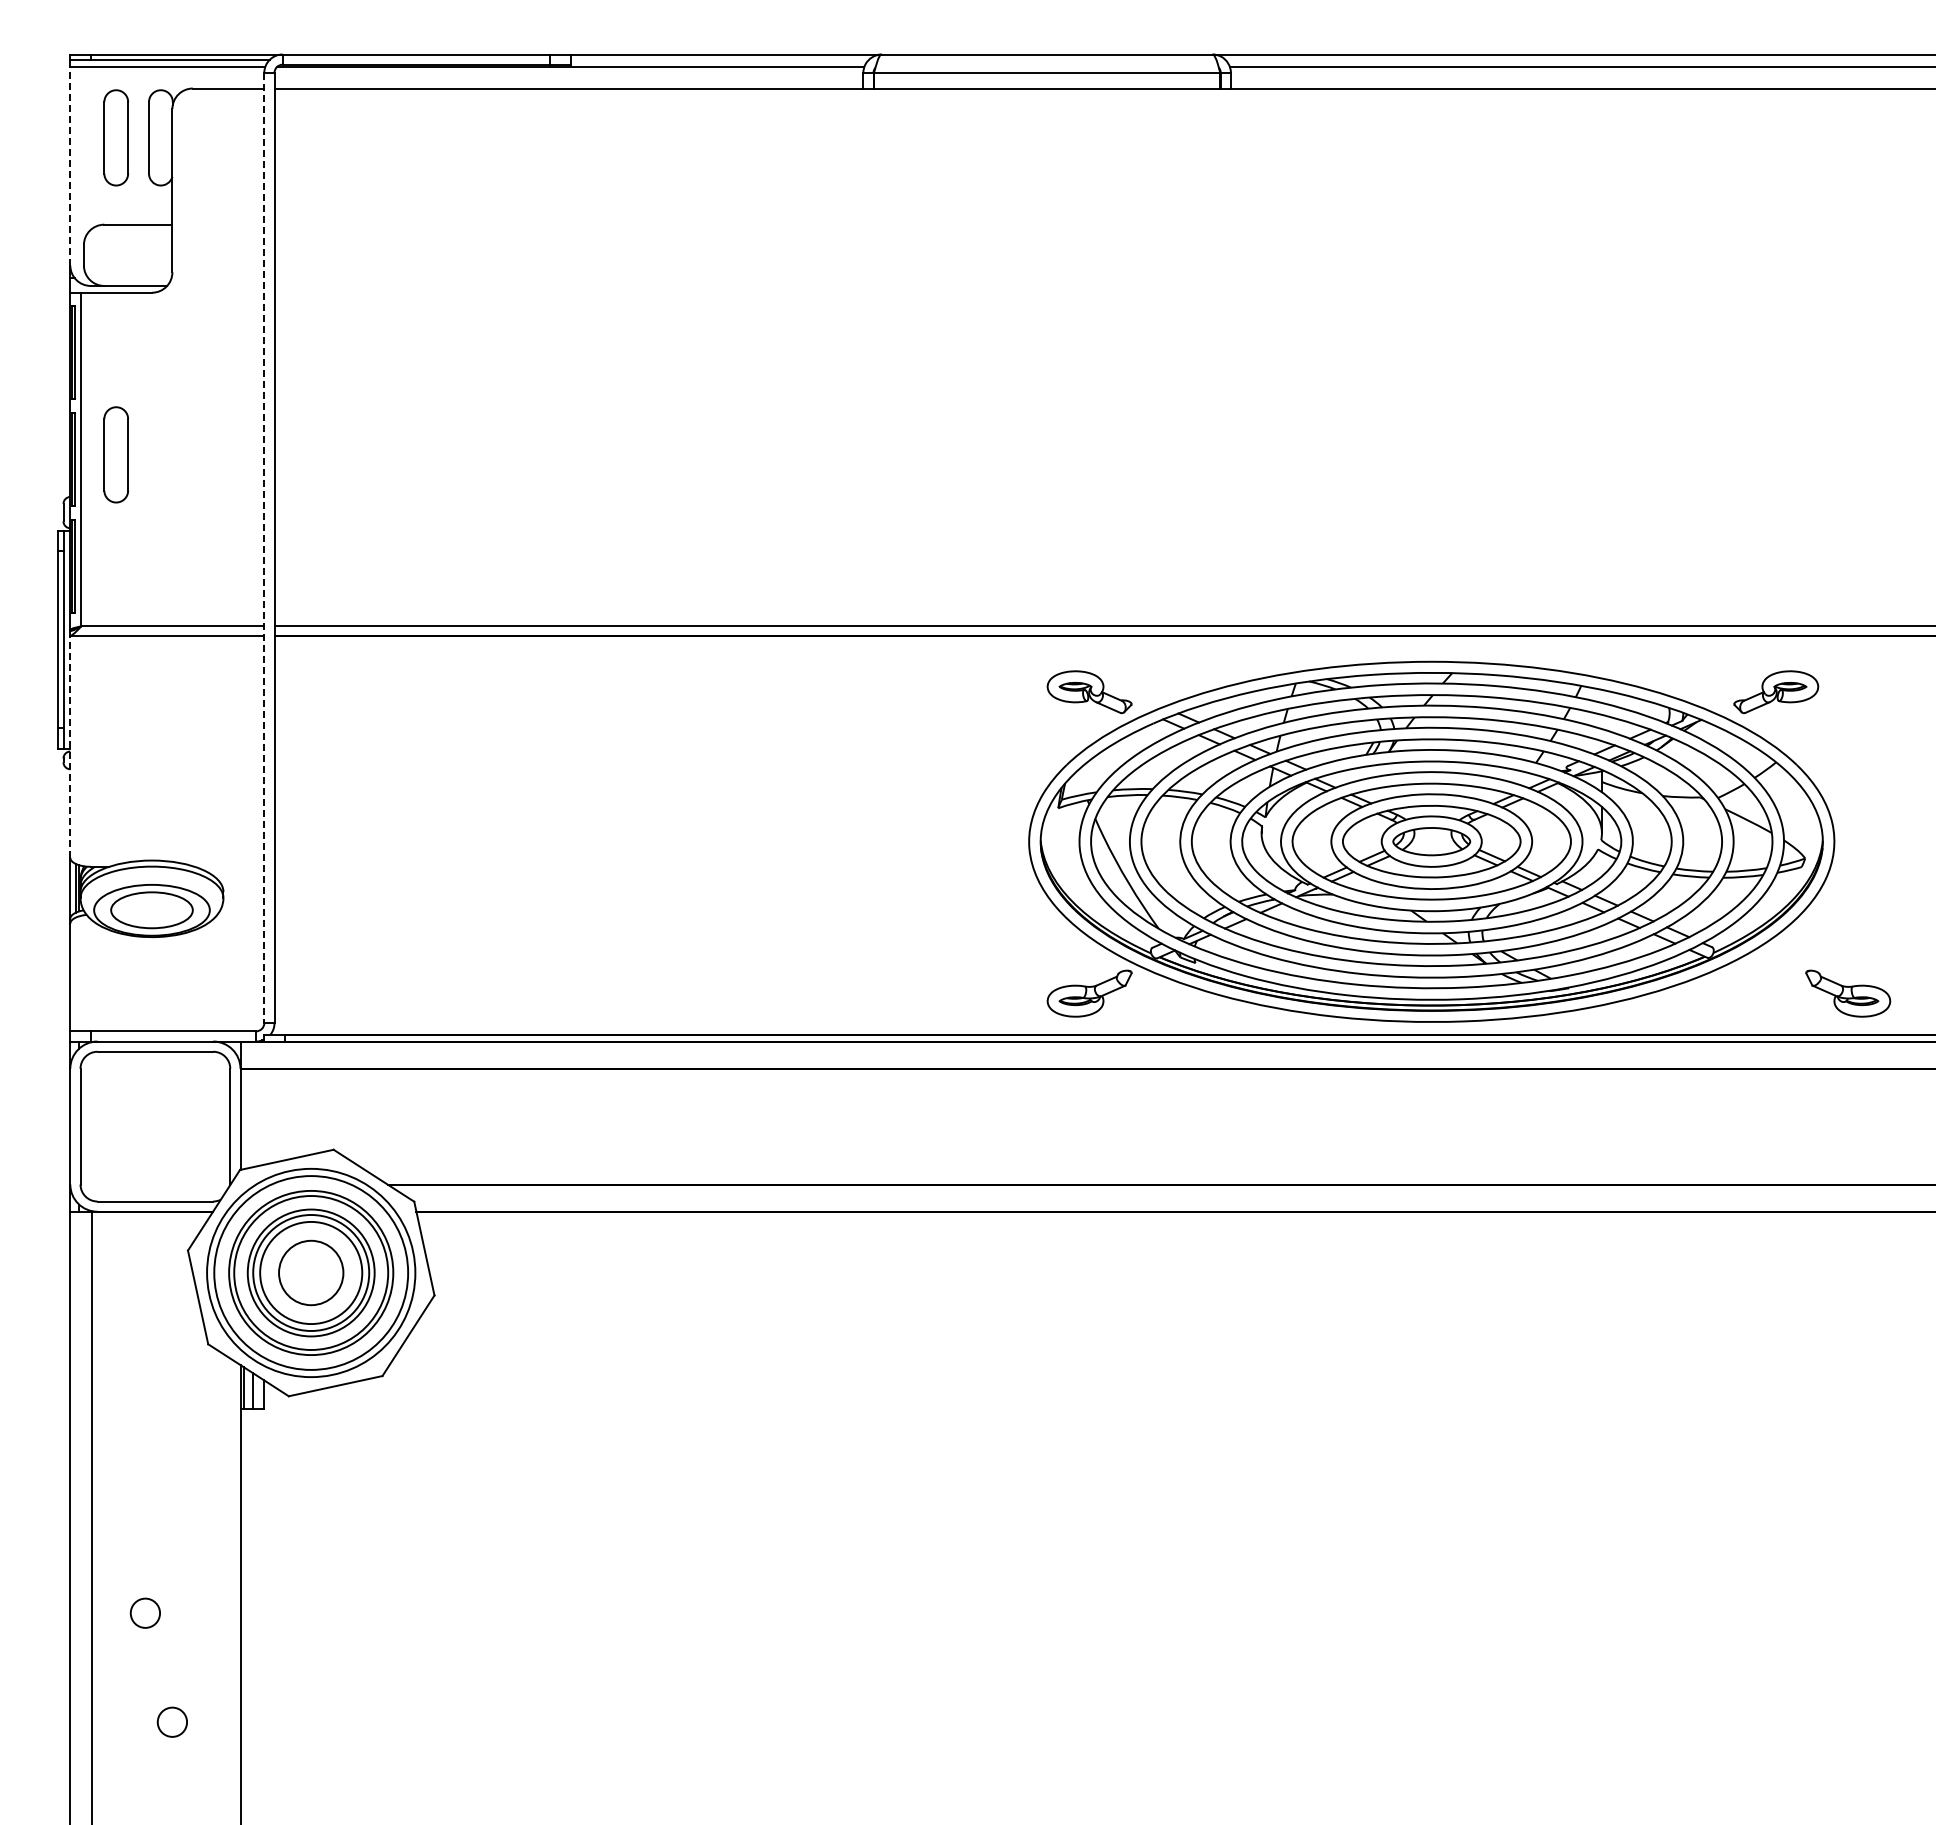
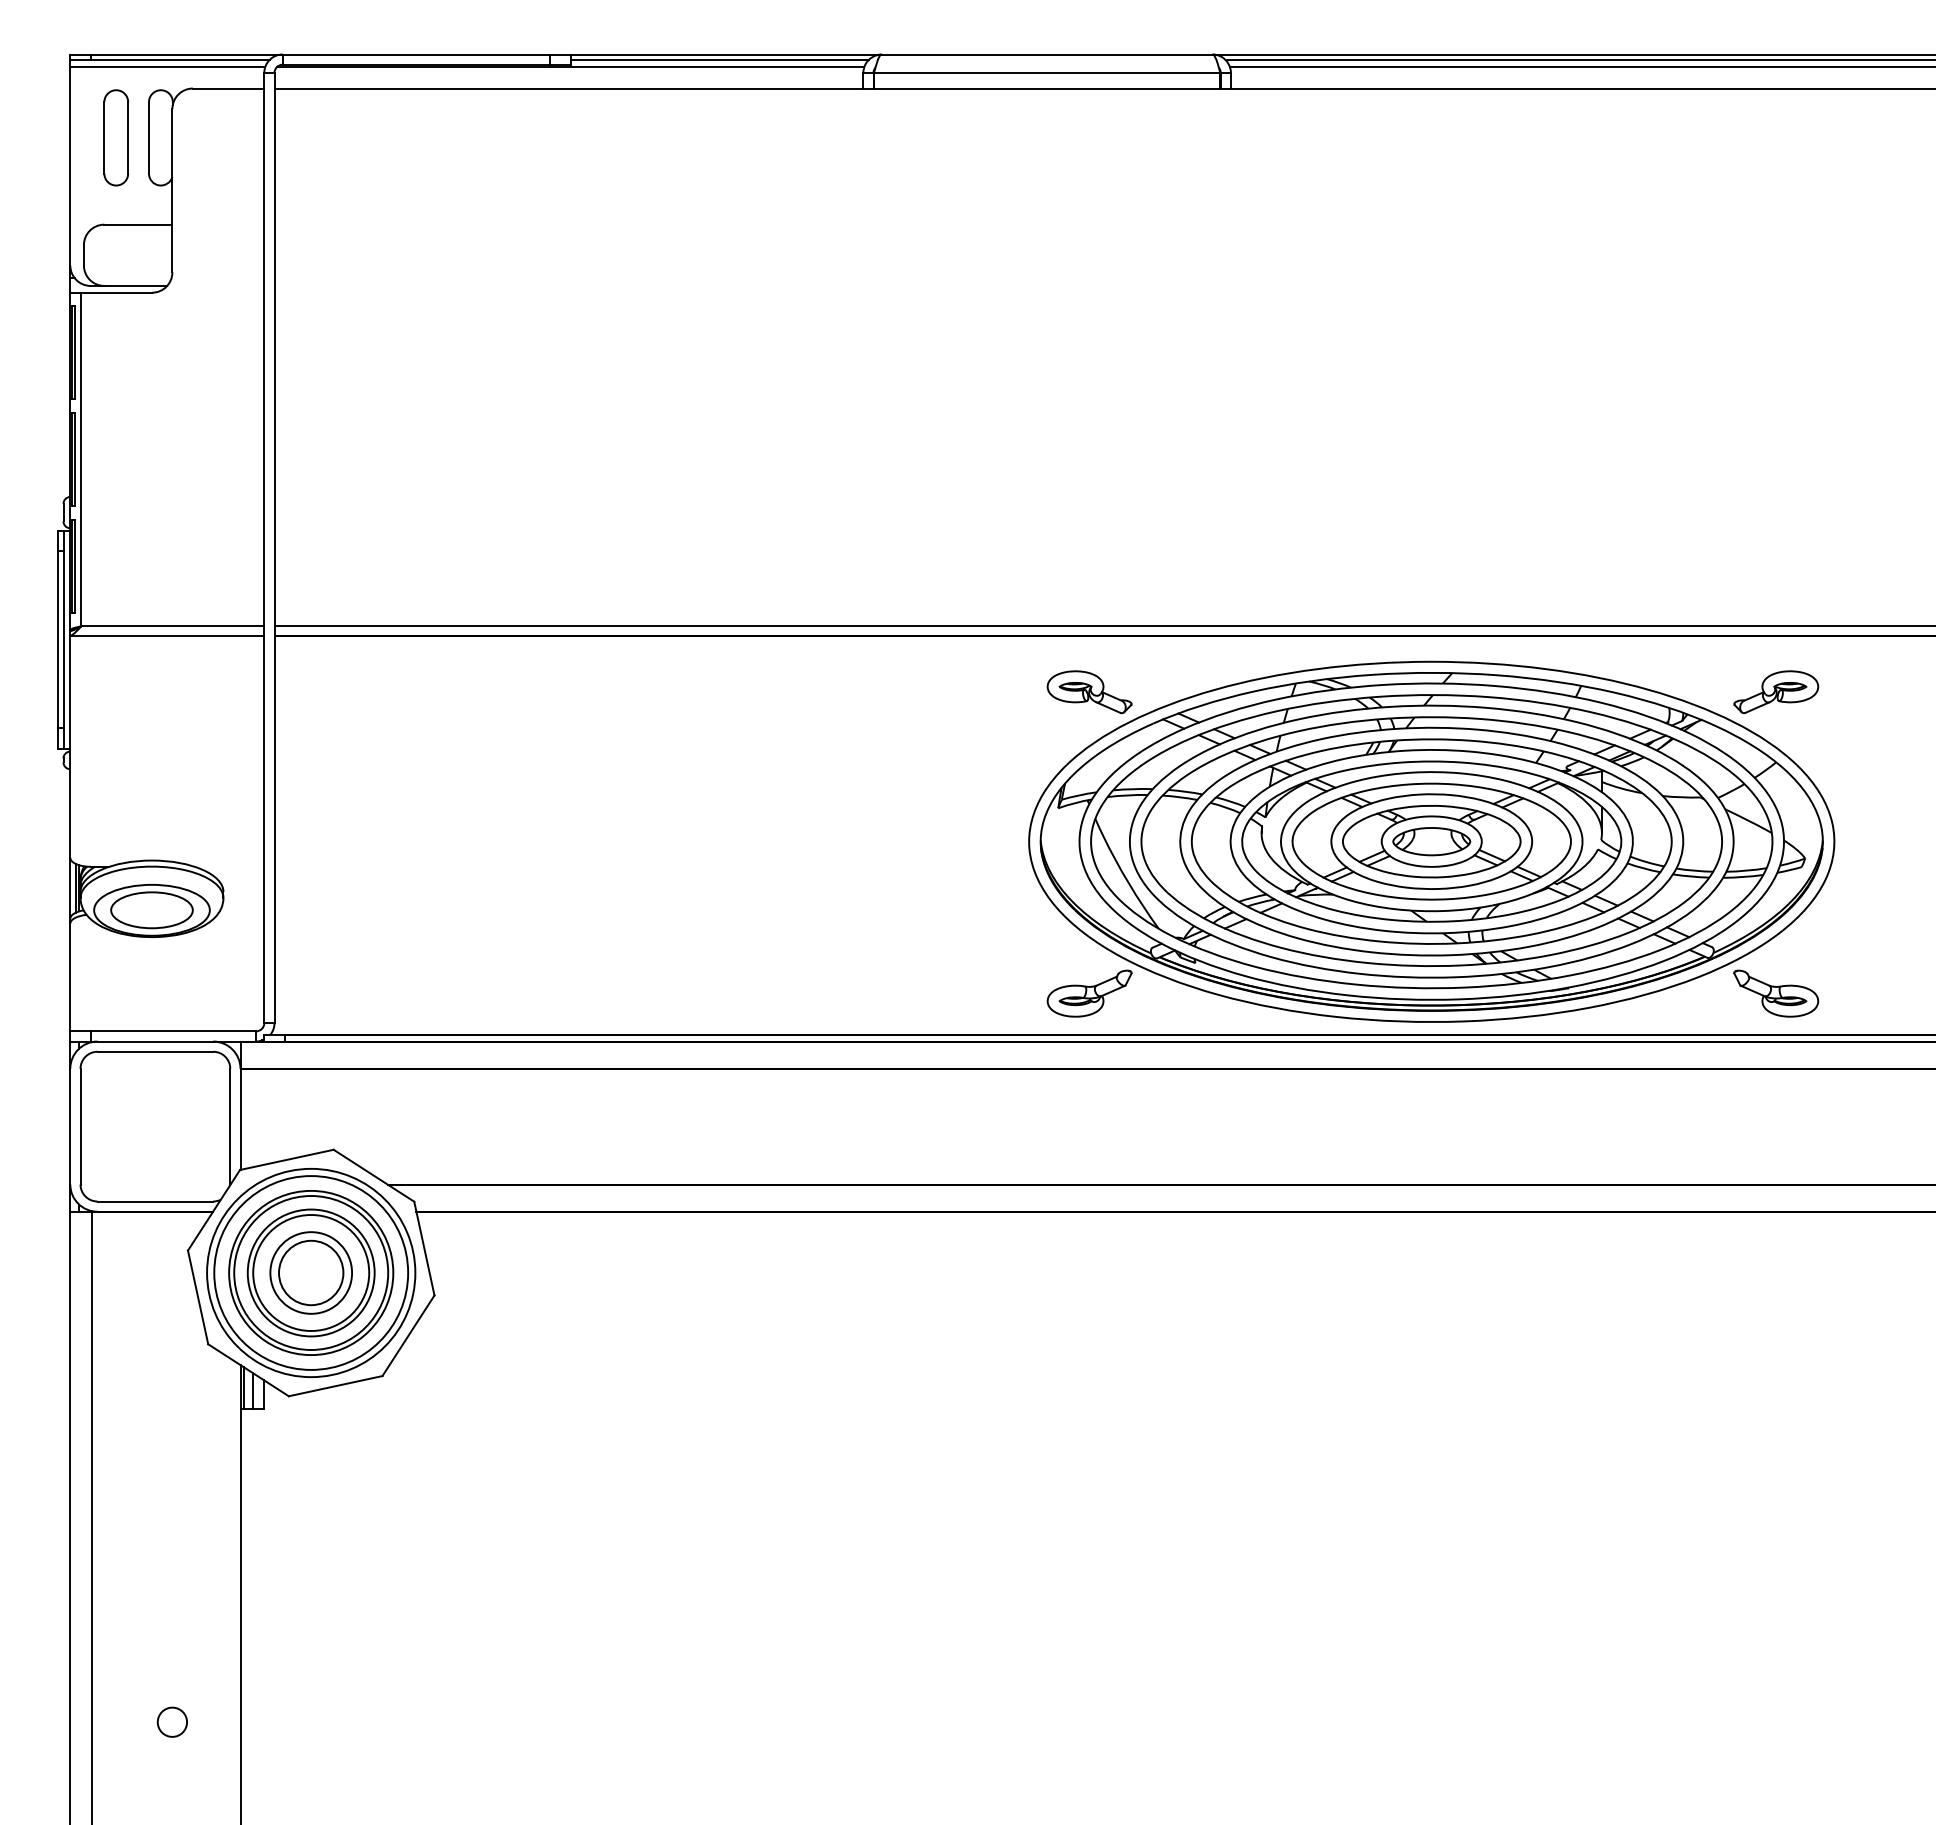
line: none -> present (719, 59)
line: none -> present (1578, 59)
line: dashed -> solid (70, 165)
part: present -> none (115, 454)
line: dashed -> solid (264, 548)
line: dashed -> solid (70, 746)
part position: (1848, 993) -> (1776, 993) (1776, 993)
circle diameter: 102 px -> 82 px (311, 1272)
circle: present -> none (144, 1612)
